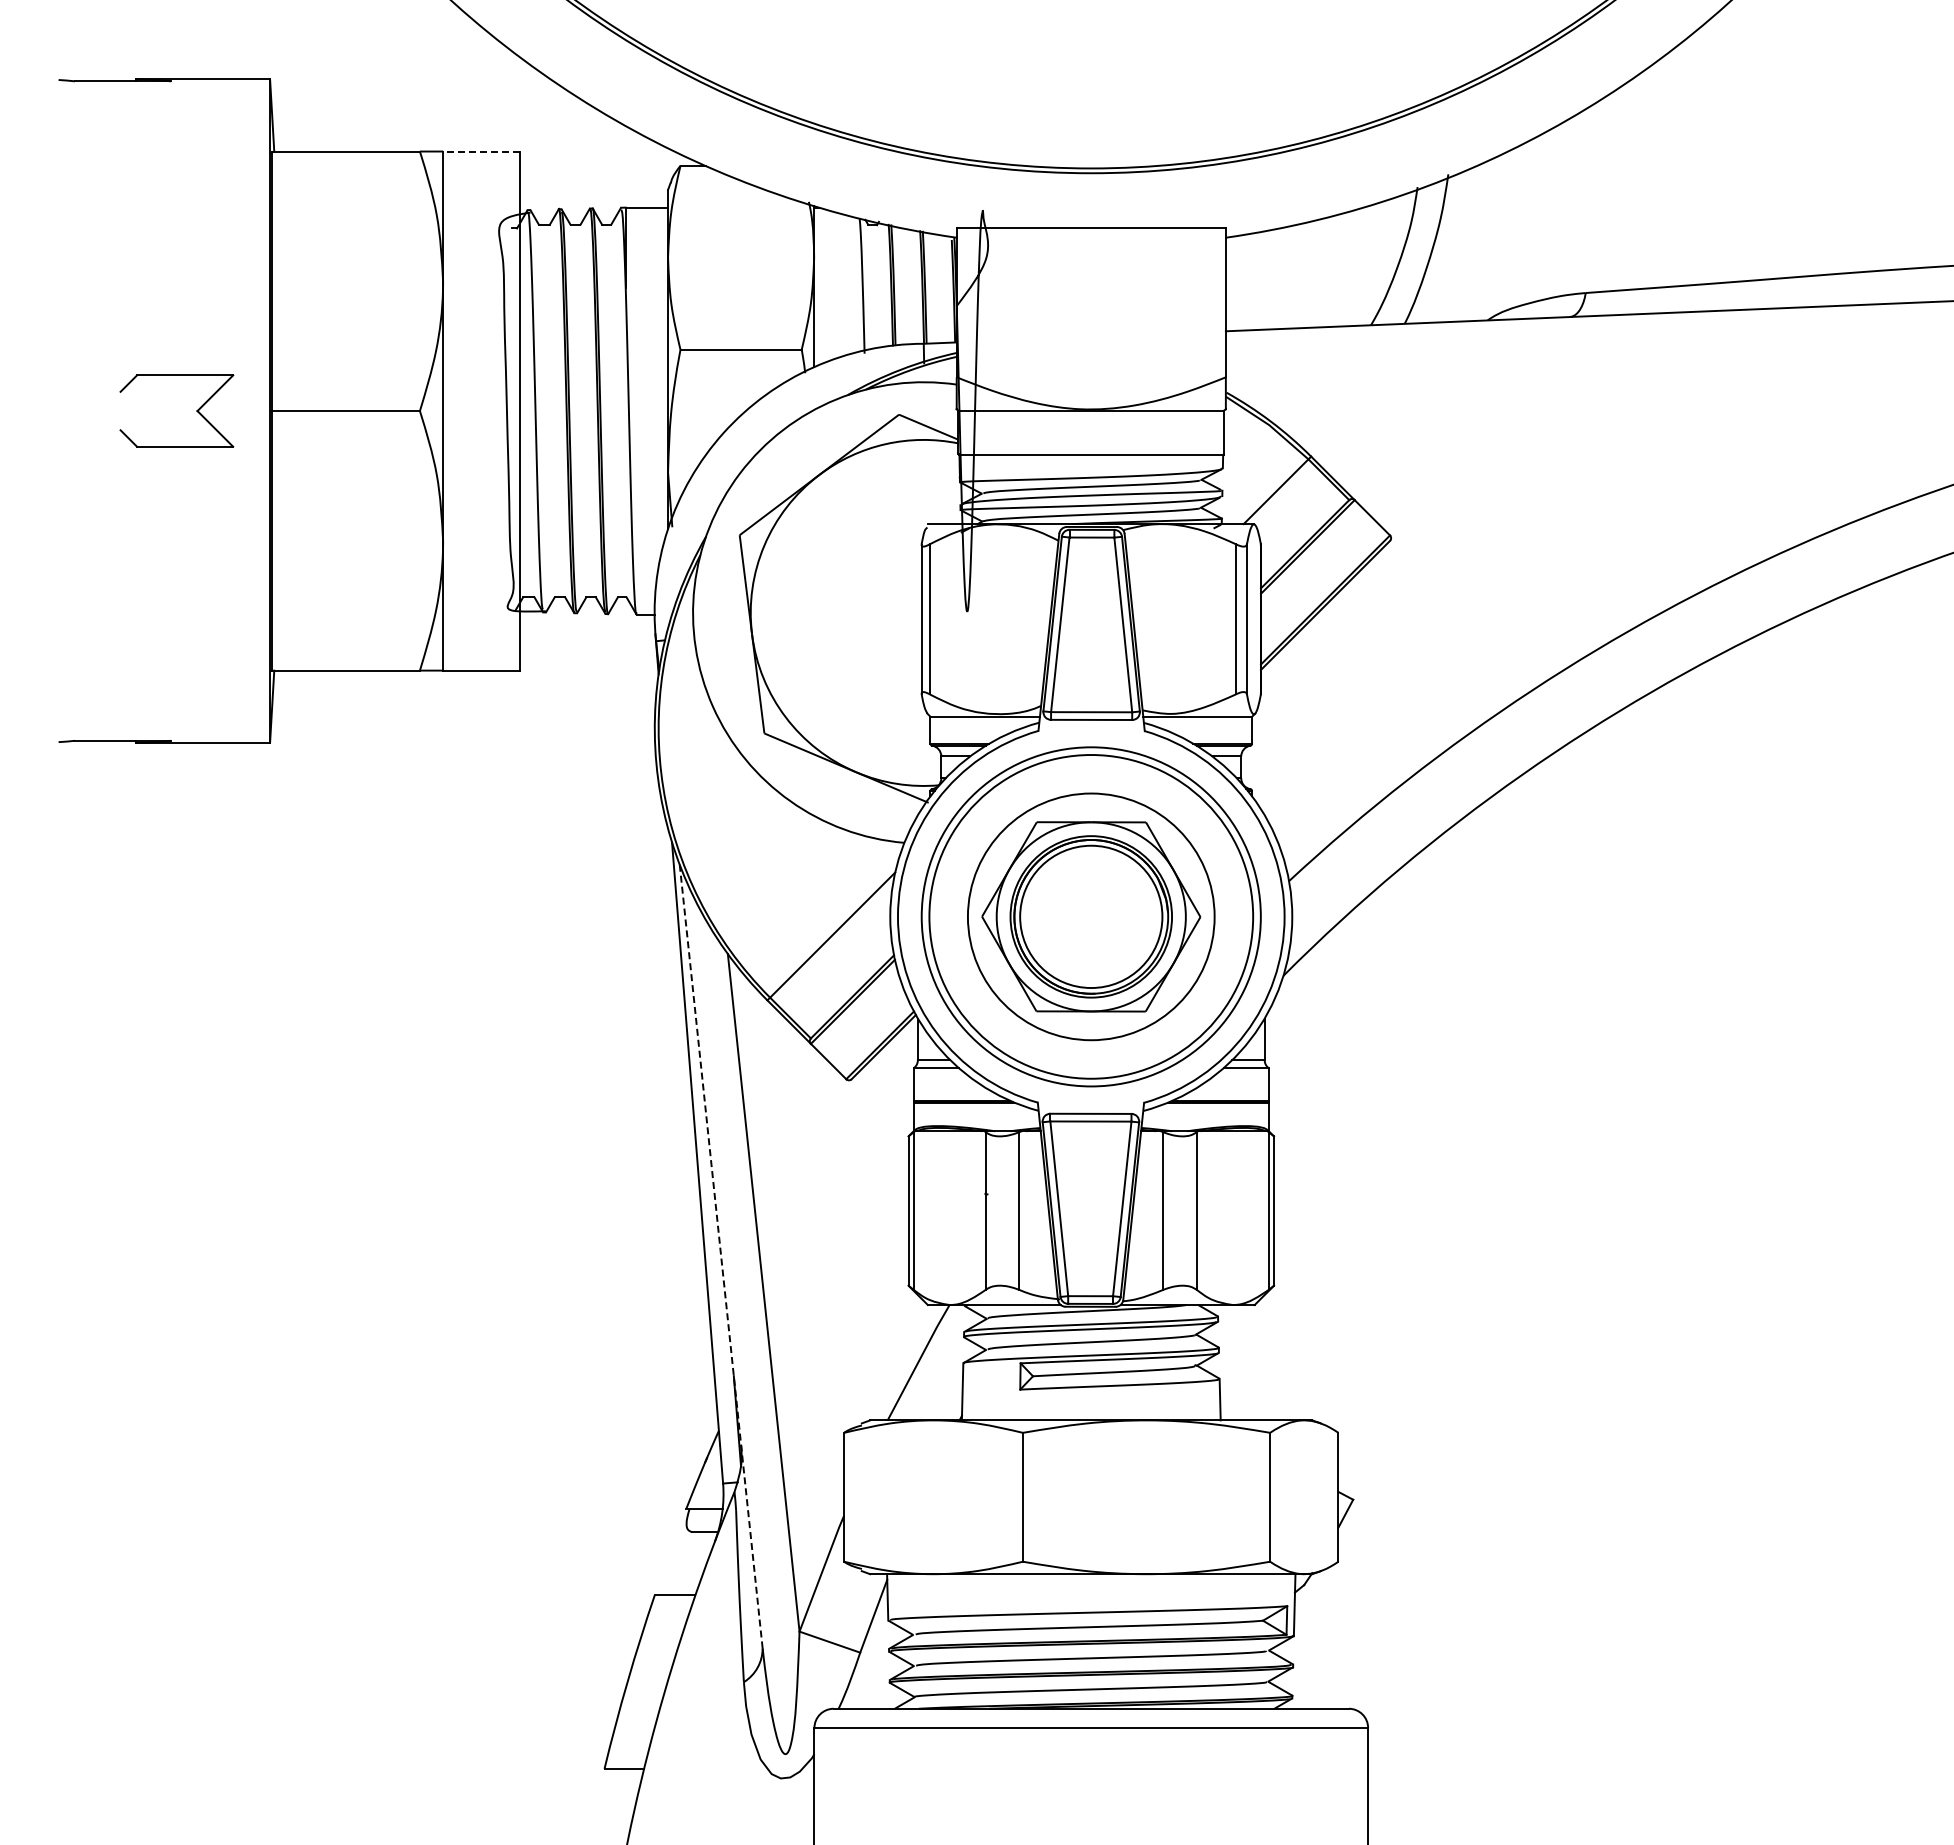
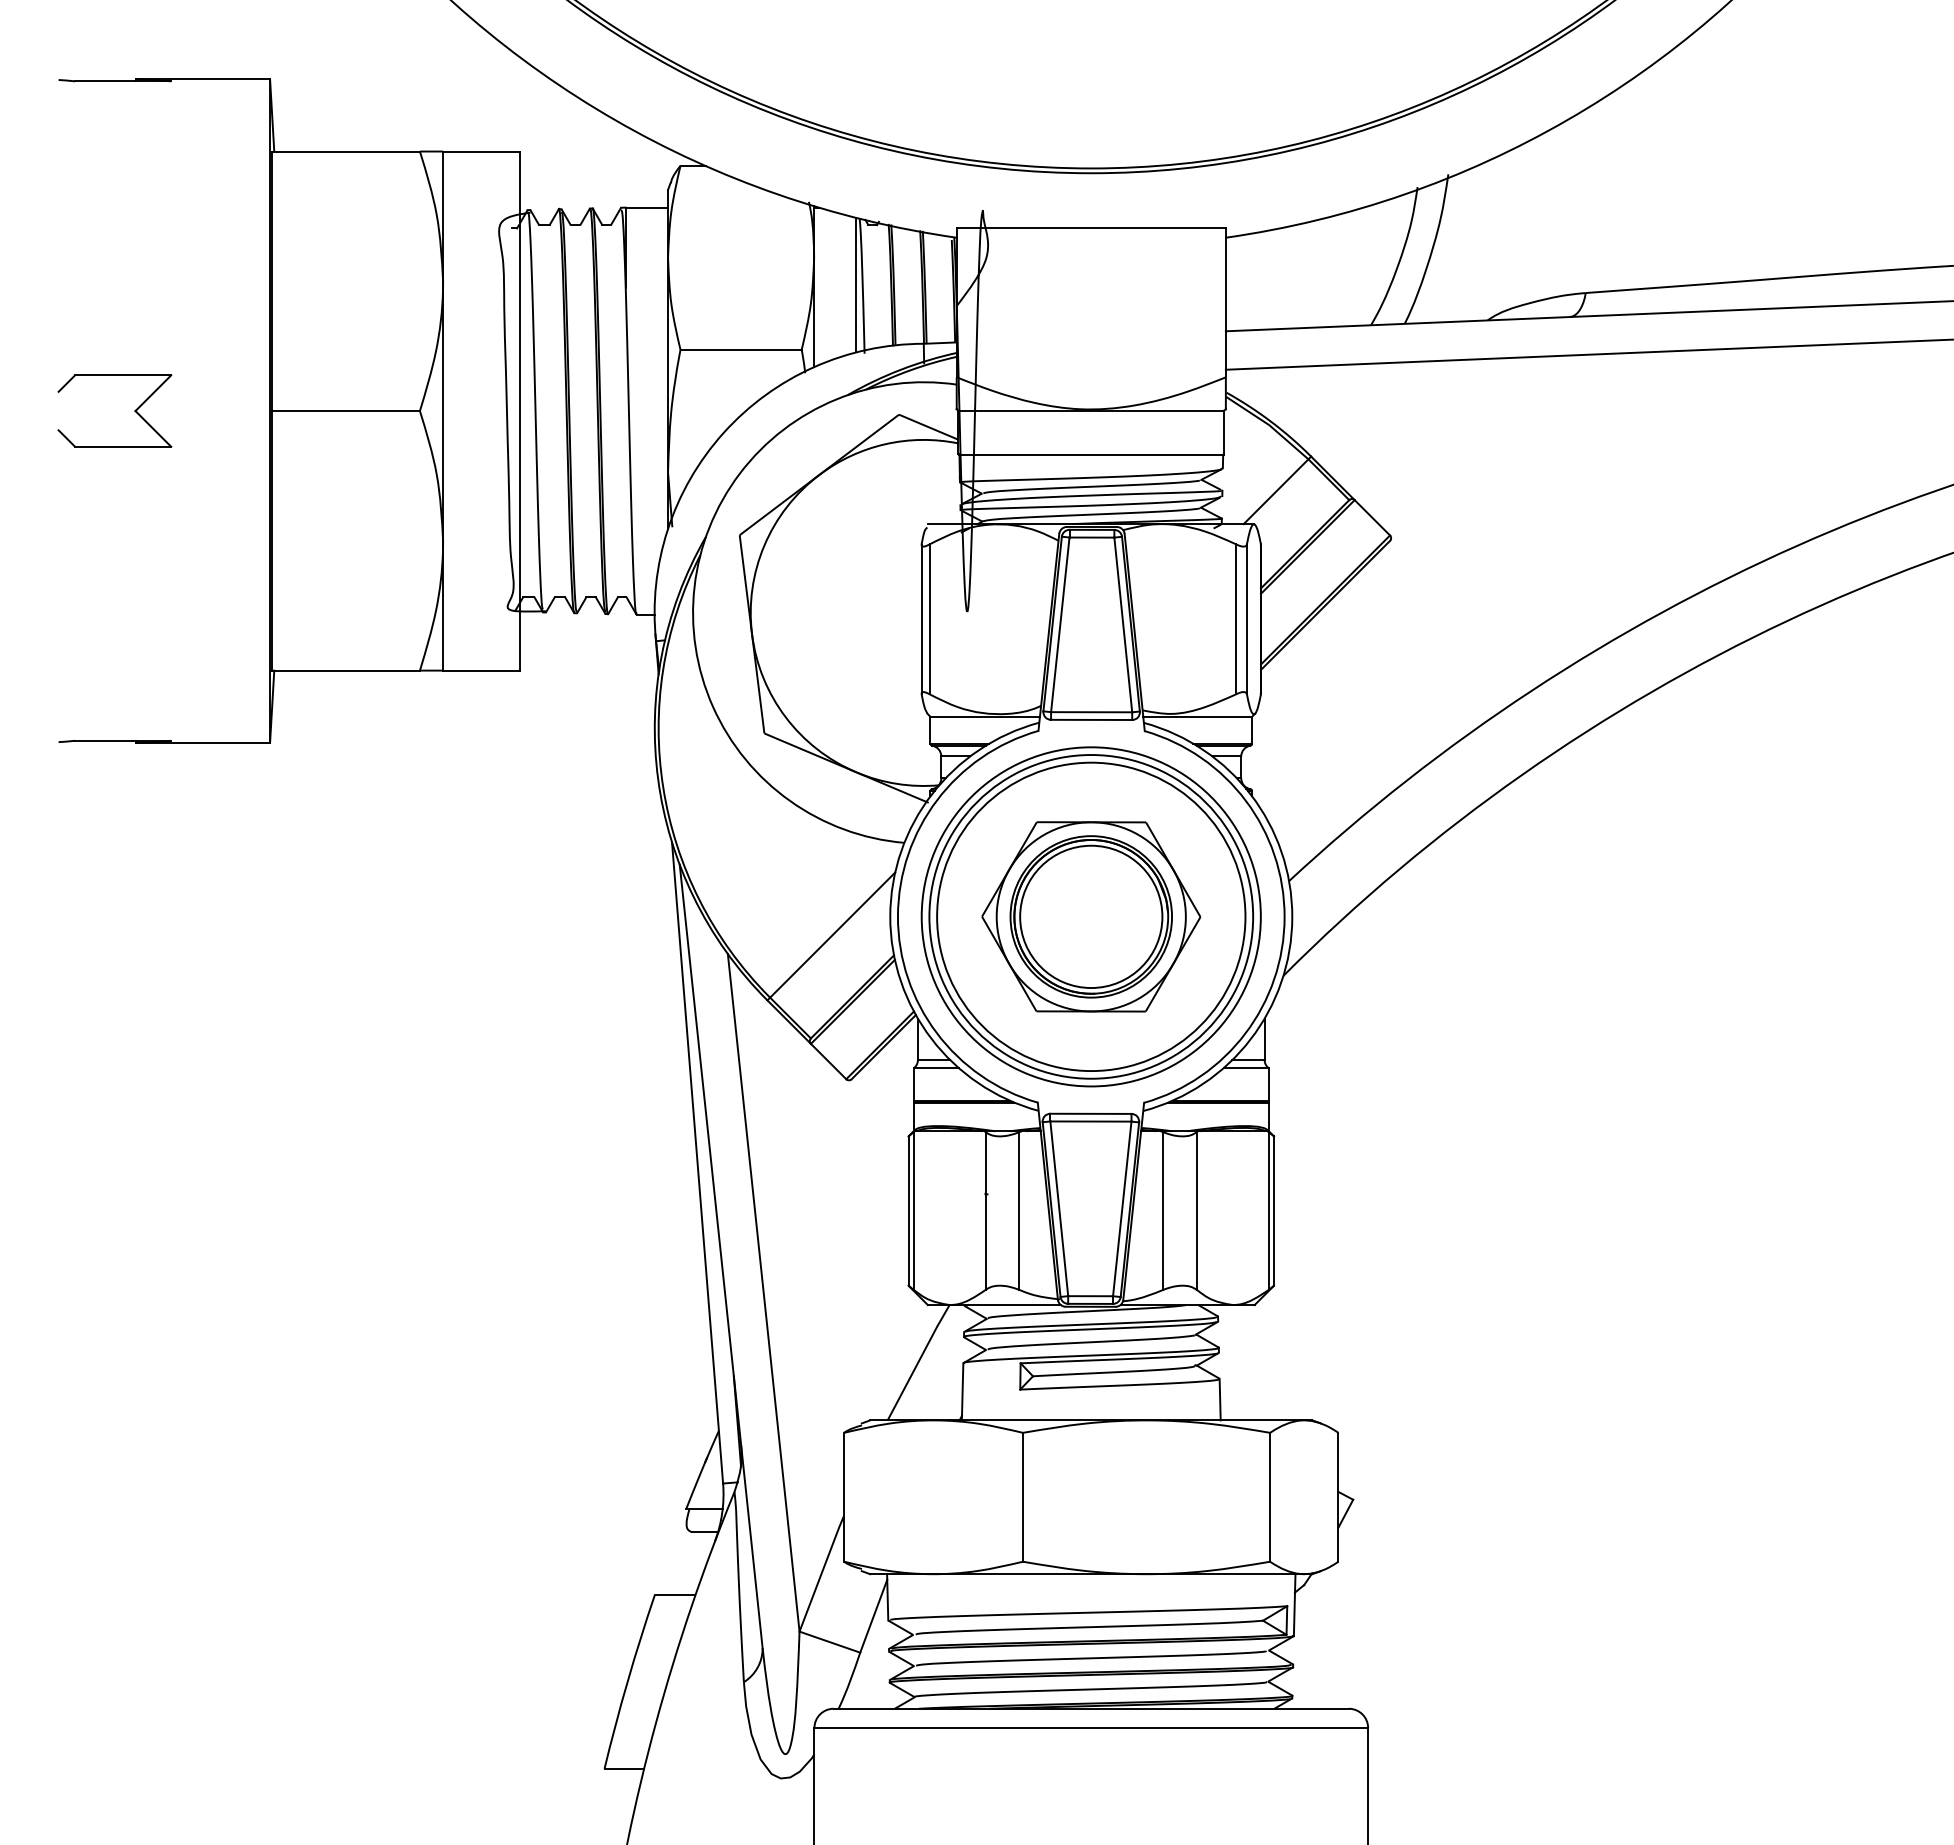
line: dashed -> solid (481, 151)
line: none -> present (856, 284)
line: none -> present (1587, 354)
part position: (196, 410) -> (134, 410) (134, 410)
circle diameter: 247 px -> 308 px (1091, 916)
line: dashed -> solid (721, 1256)
